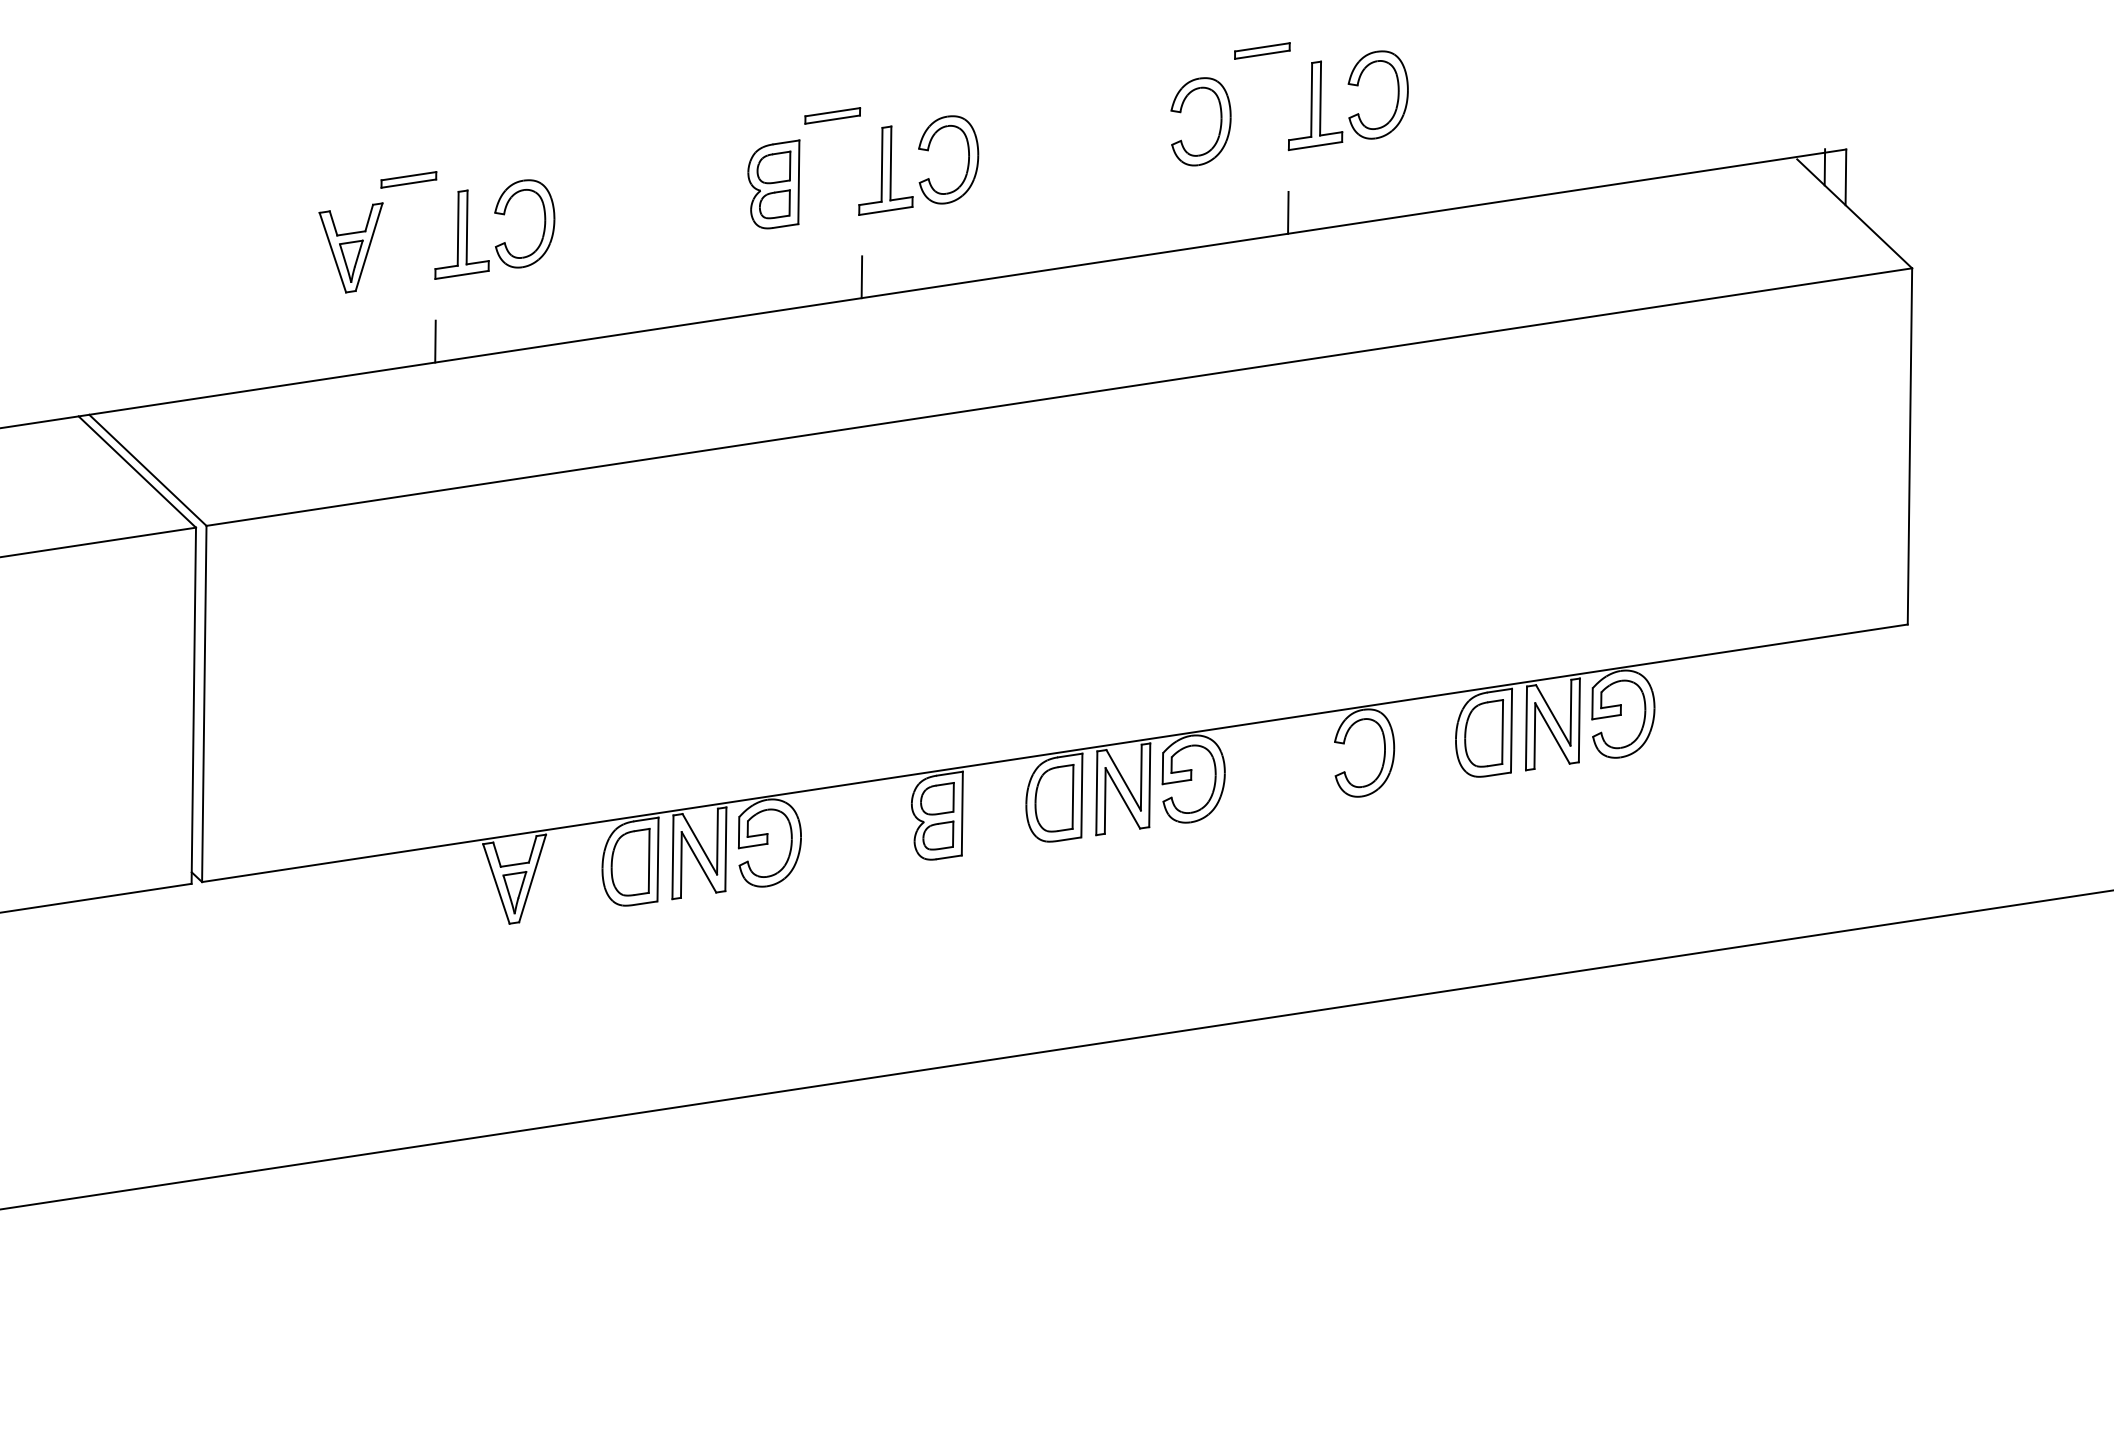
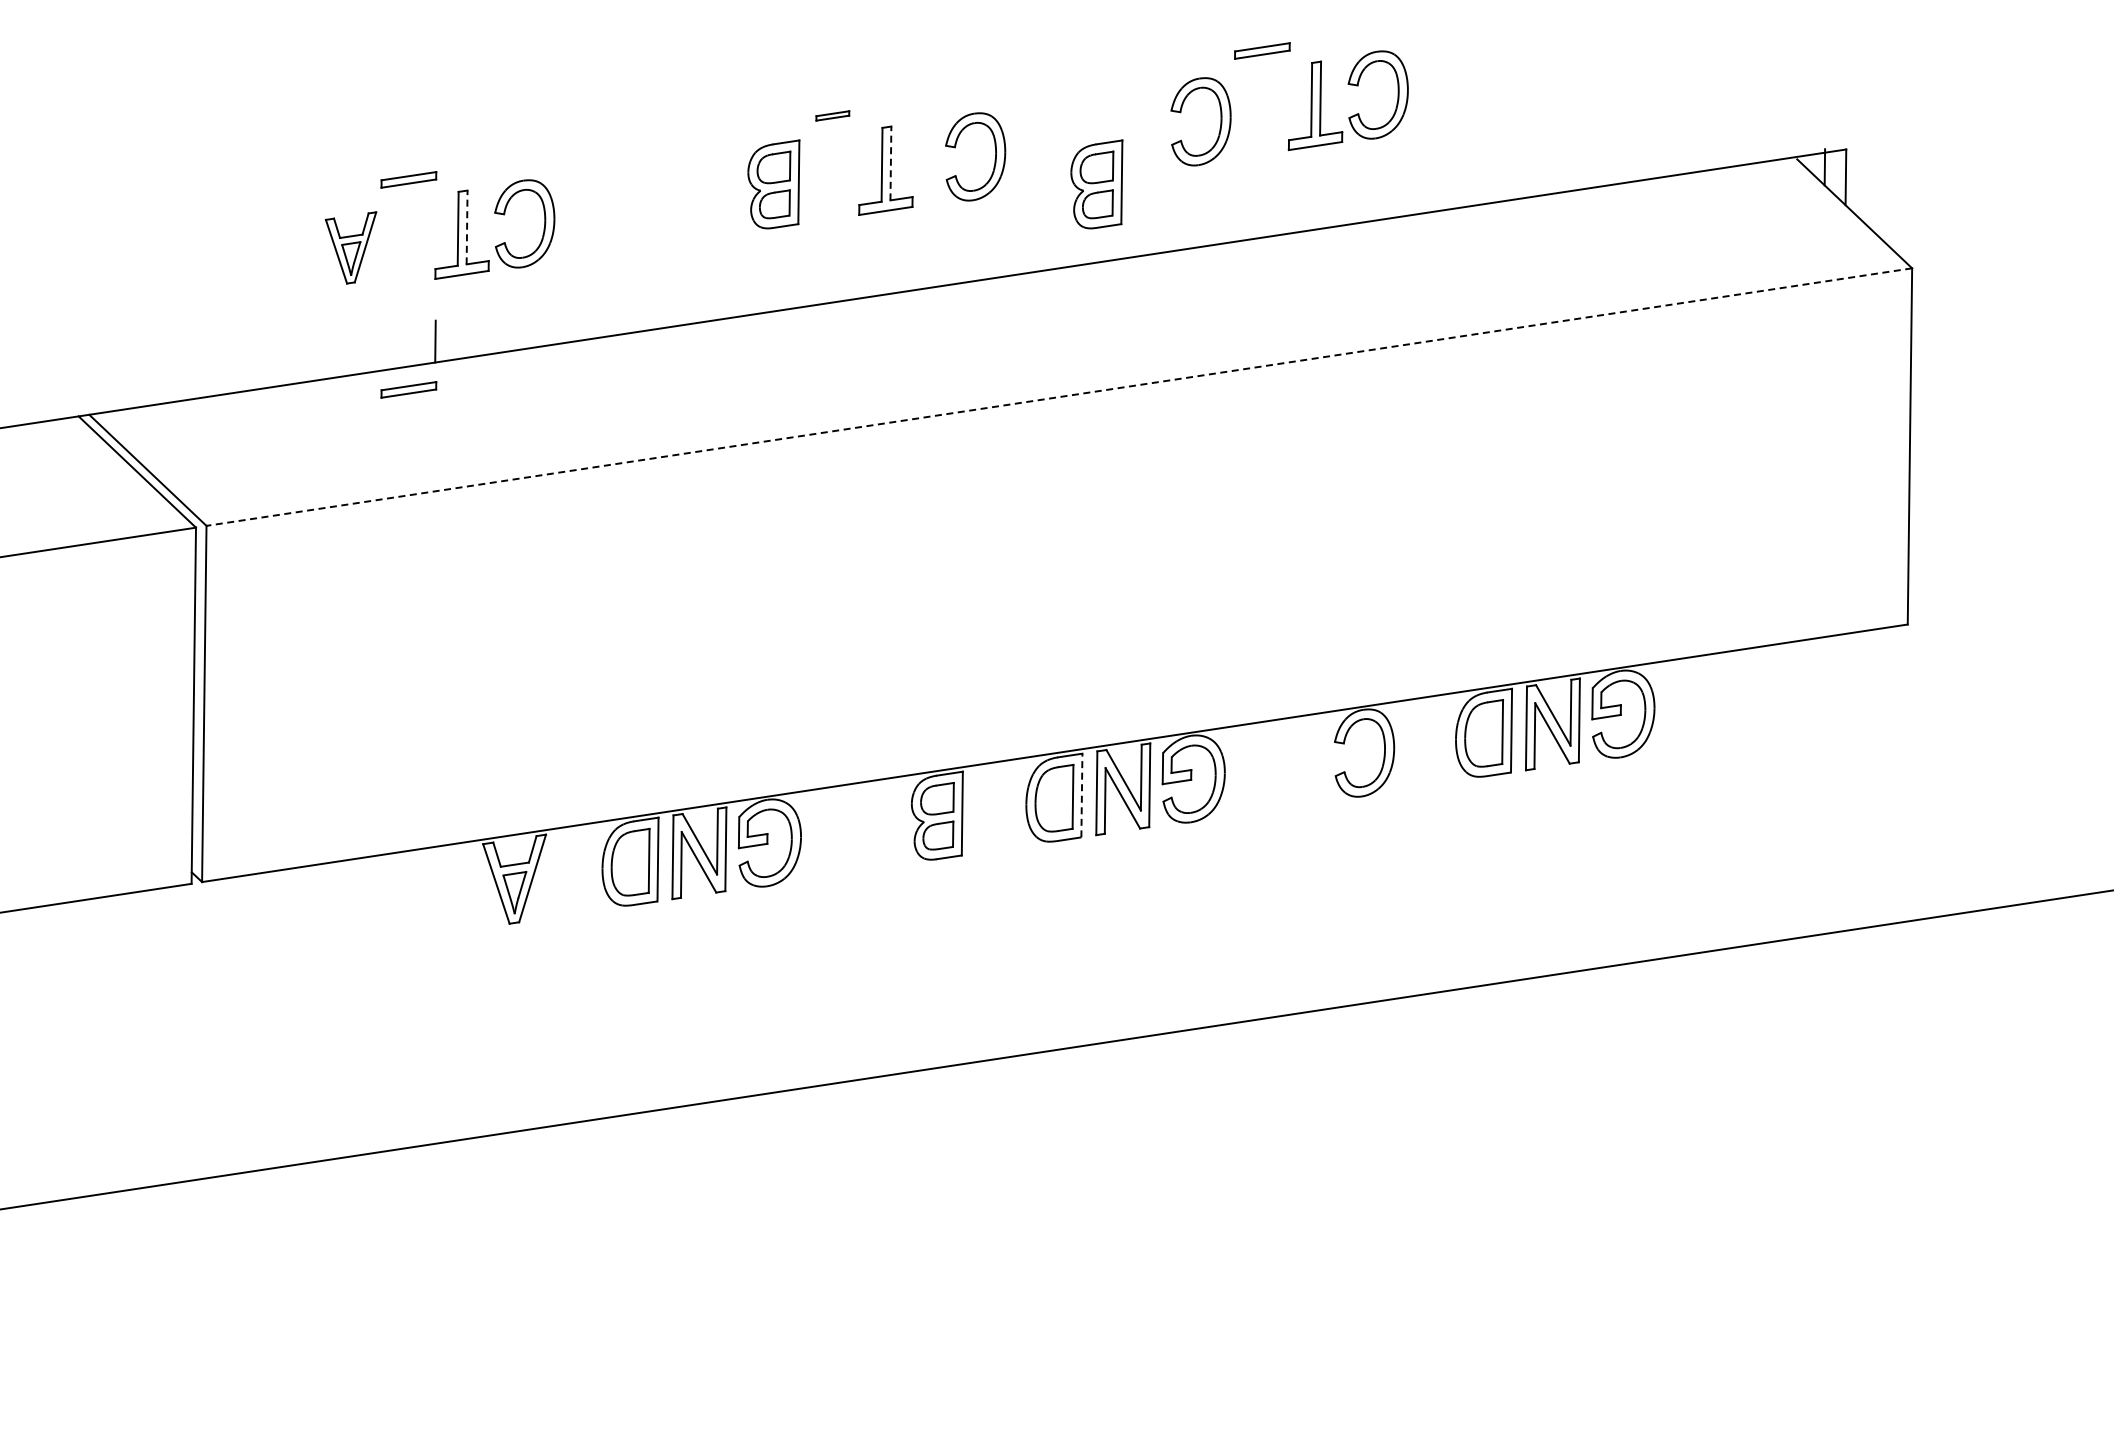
part size: 58x18 px -> 36x12 px (832, 115)
part position: (967, 162) -> (994, 159) (994, 159)
line: solid -> dashed (890, 163)
part: none -> present (1096, 184)
line: present -> none (1288, 212)
line: solid -> dashed (467, 227)
part size: 66x92 px -> 54x74 px (350, 247)
line: present -> none (861, 277)
part: none -> present (408, 389)
line: solid -> dashed (1058, 397)
line: solid -> dashed (1081, 795)
